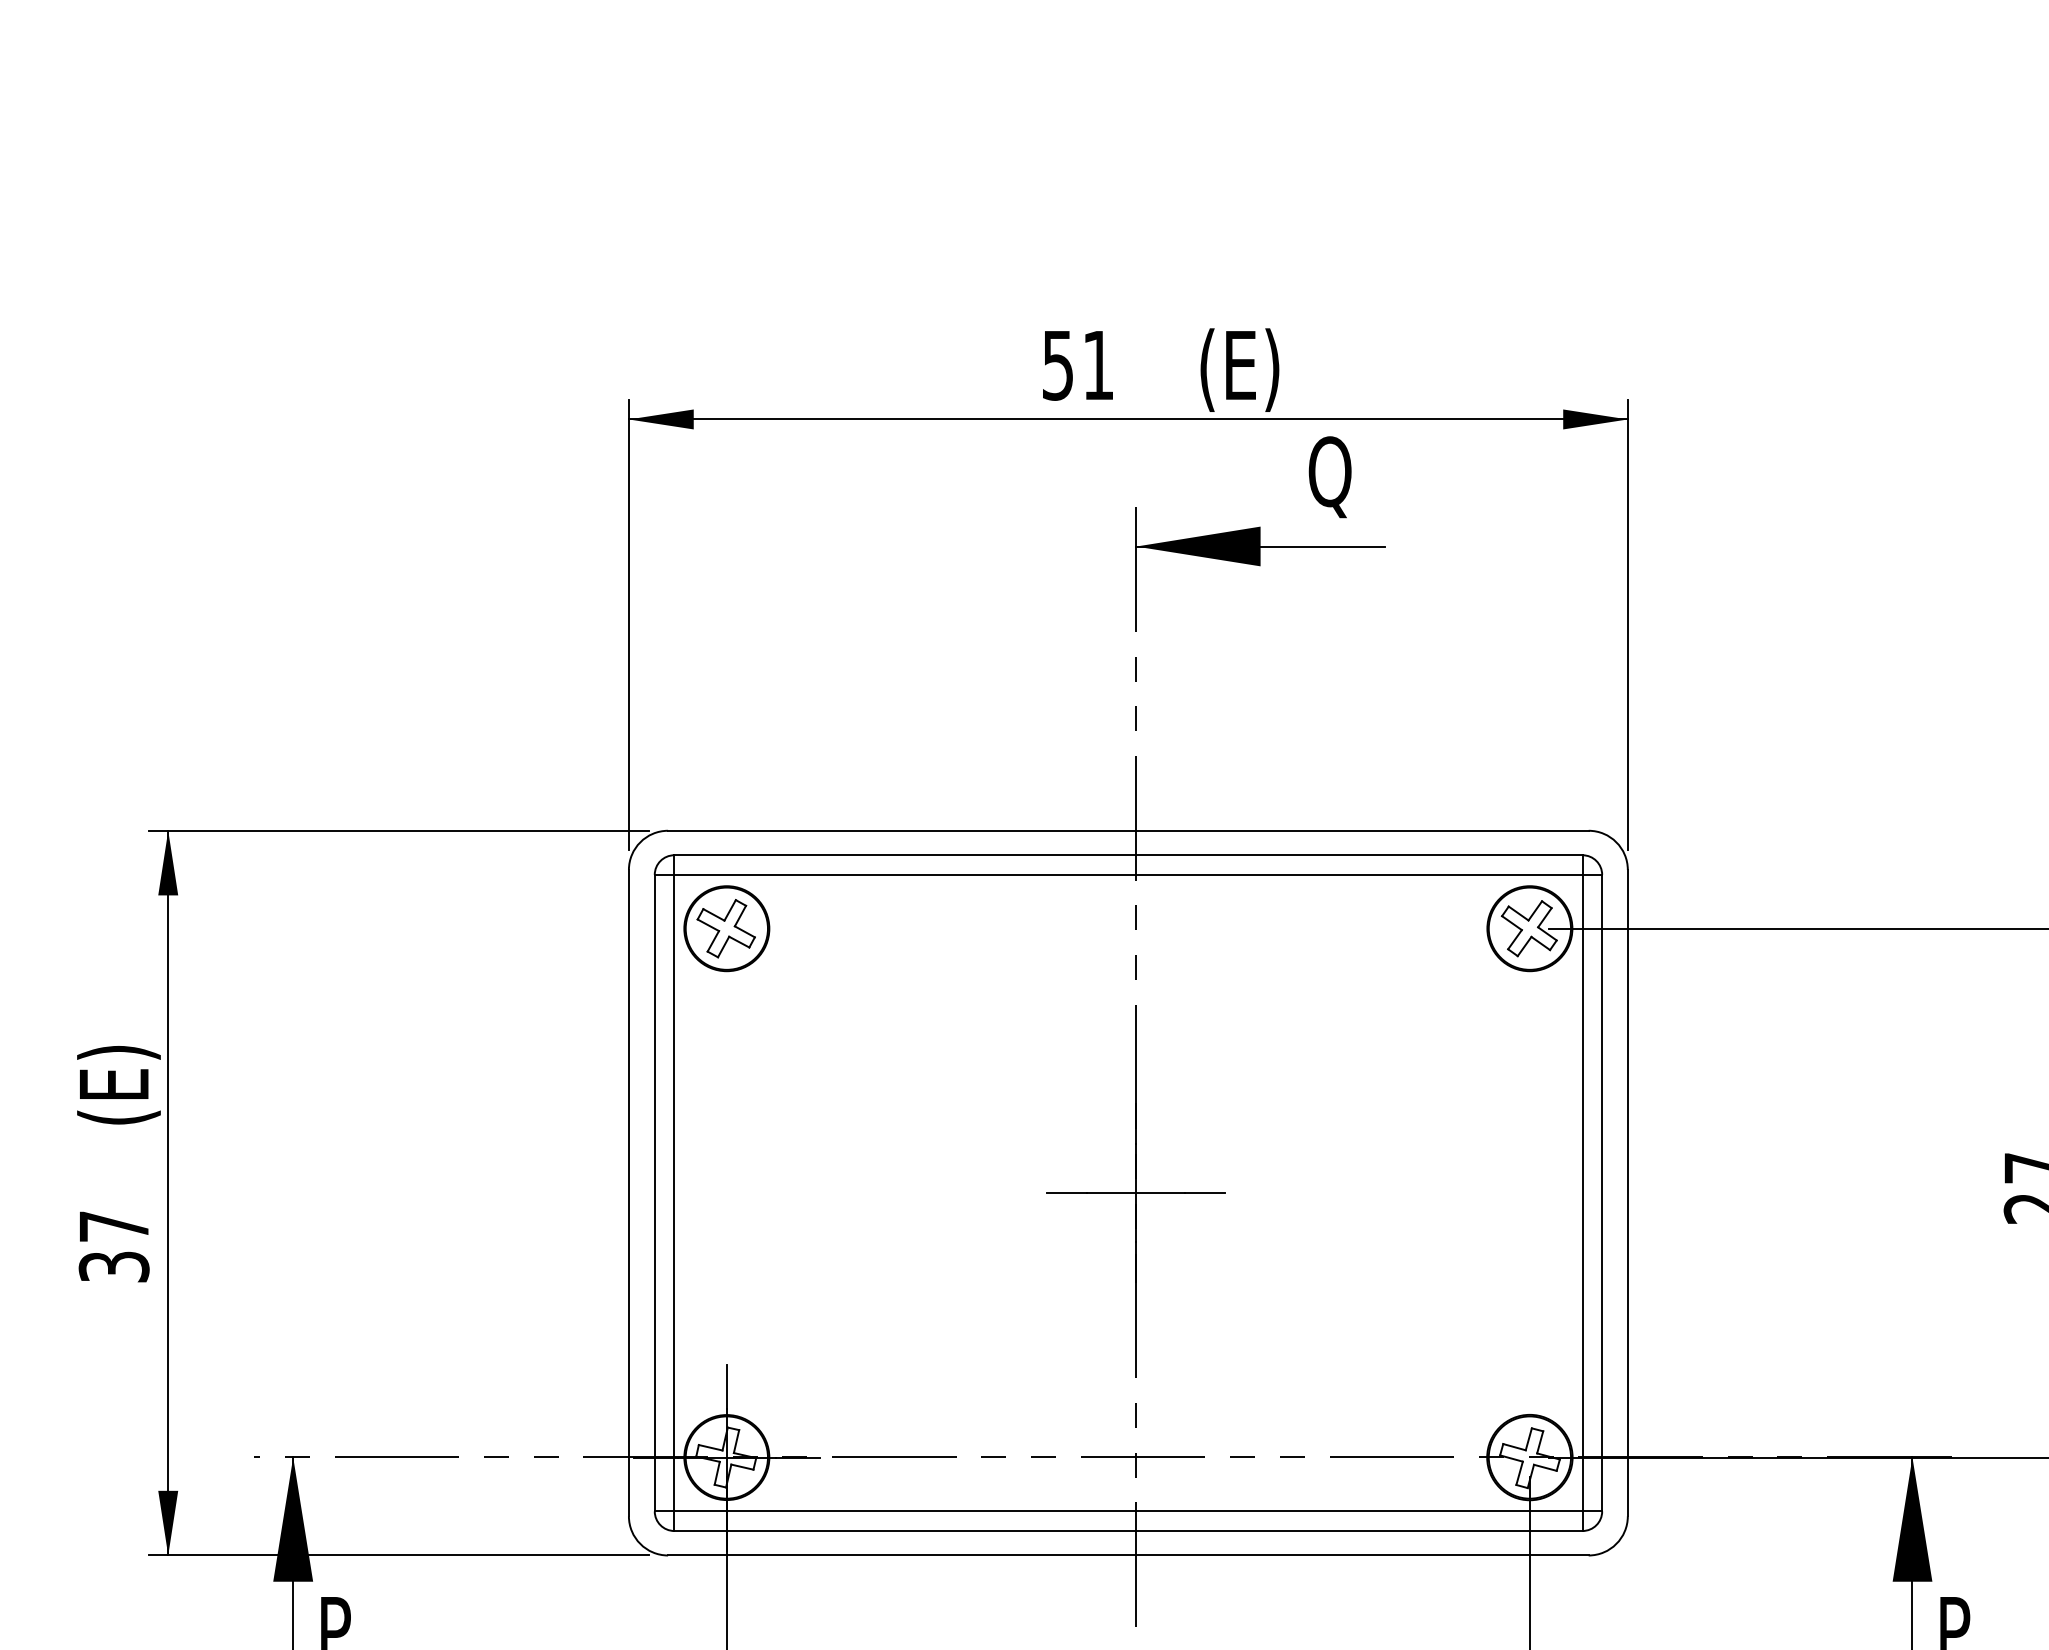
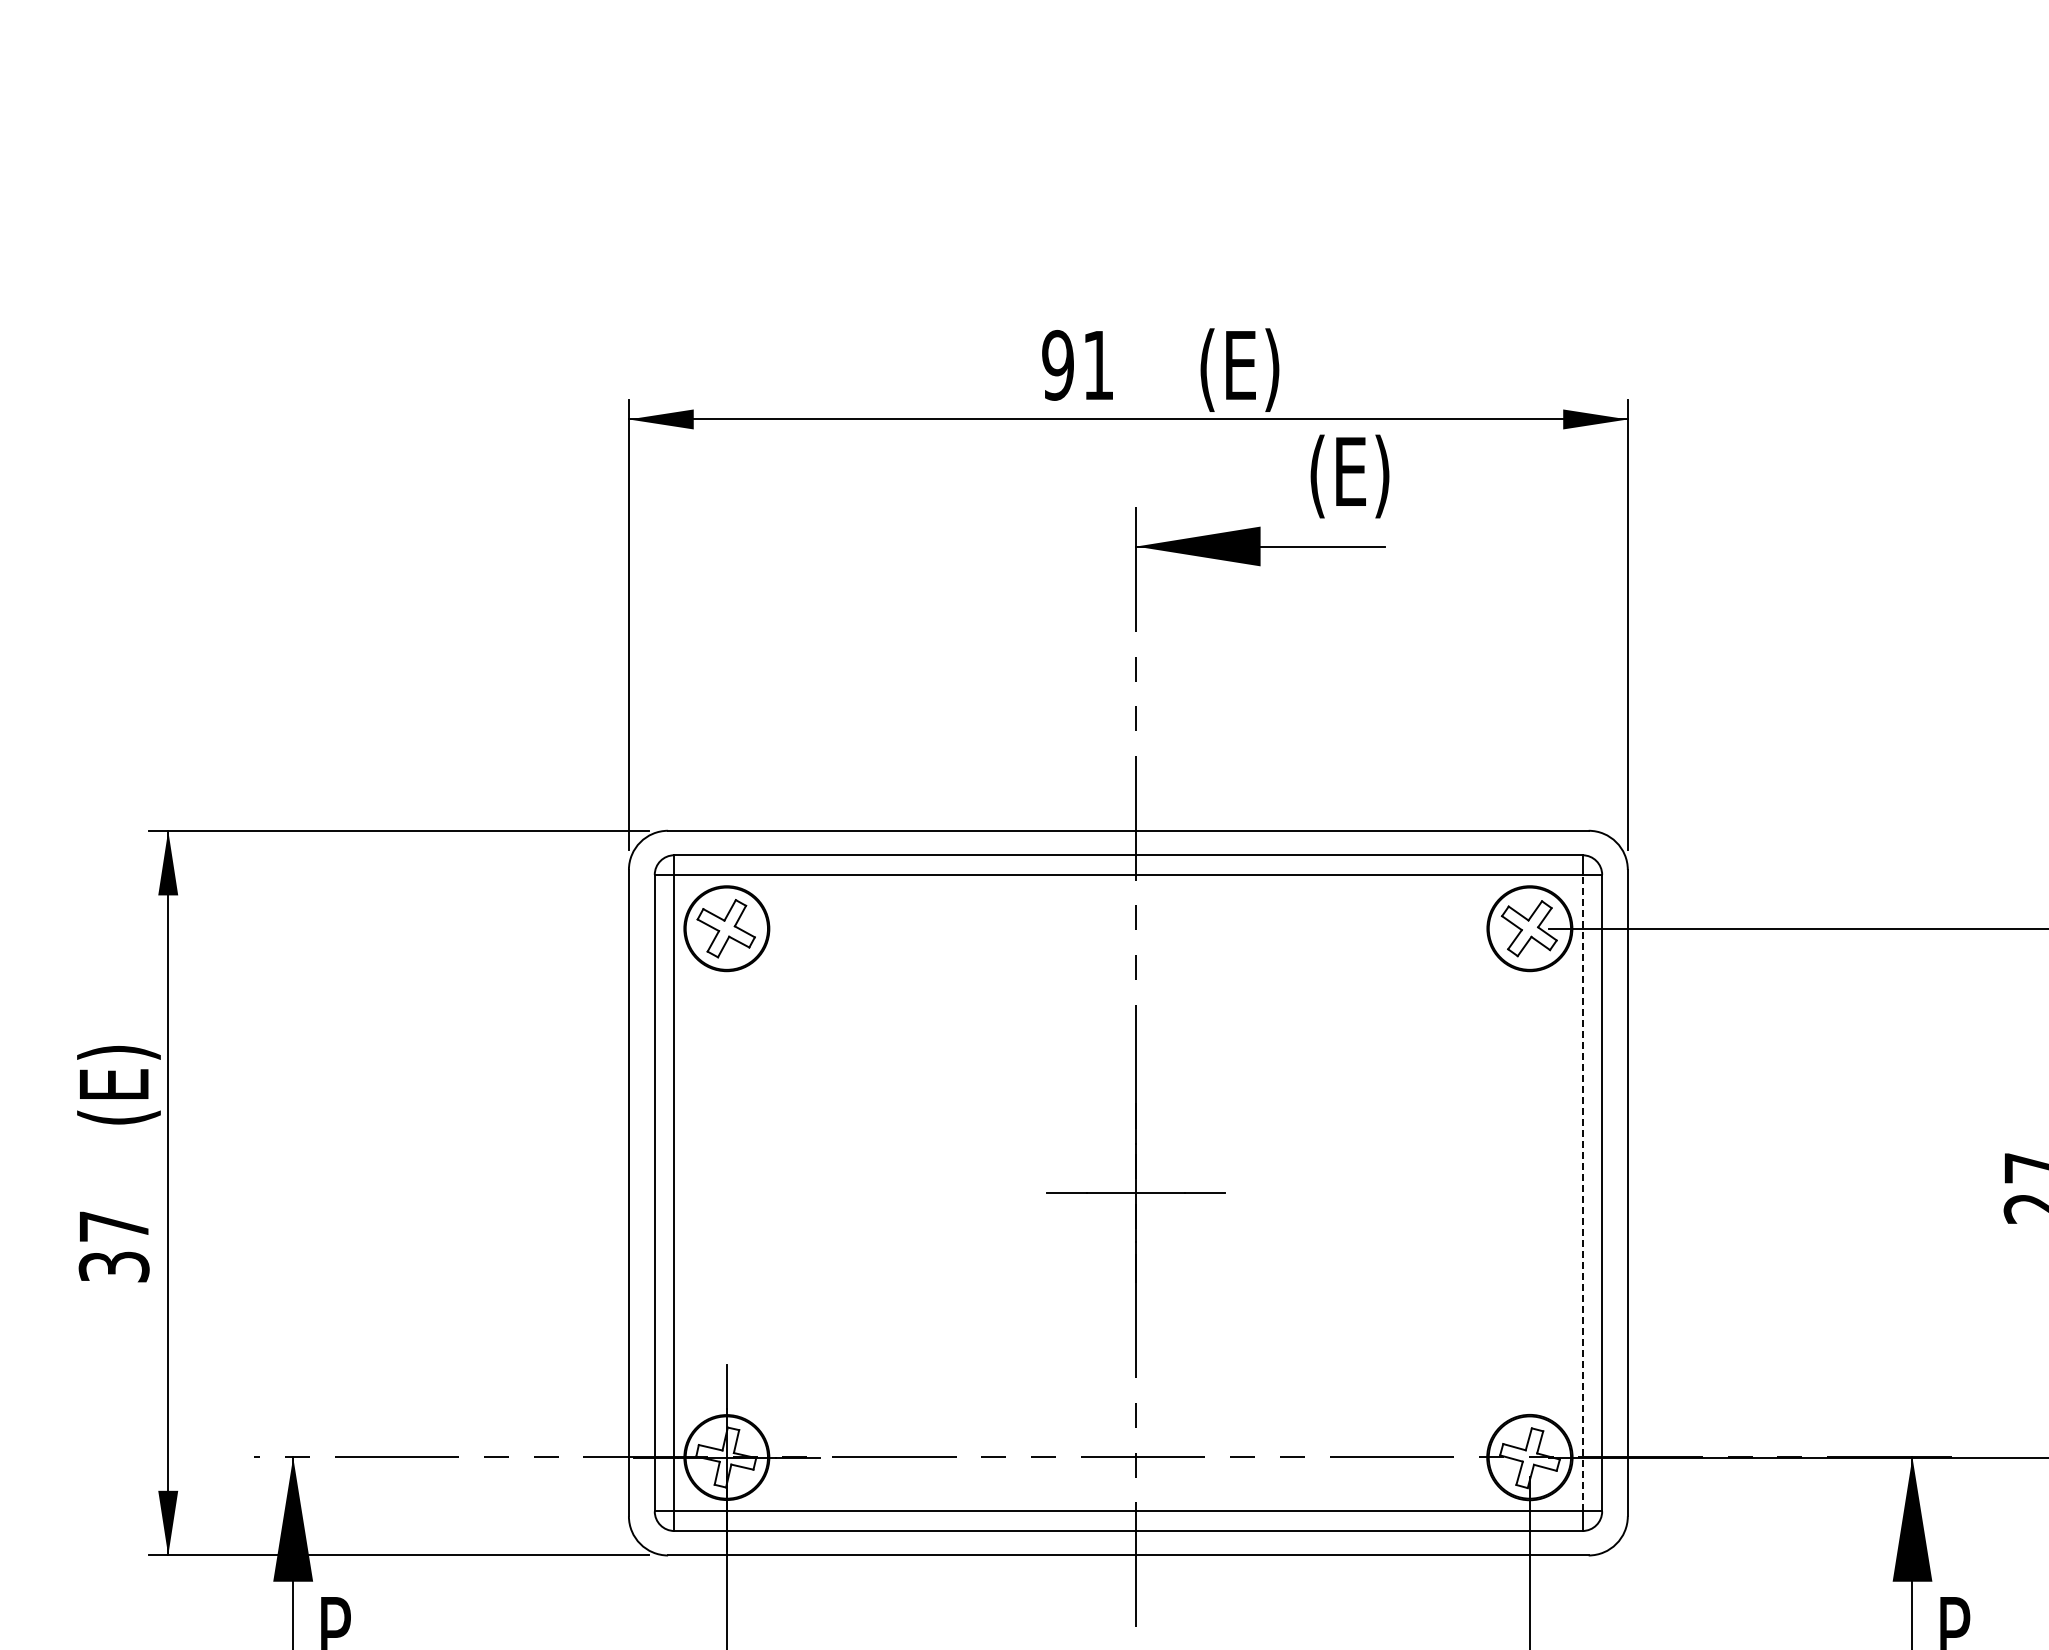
text: 51 -> 91 (1057, 364)
text: Q -> (E) (1348, 476)
line: solid -> dashed (1582, 1192)
